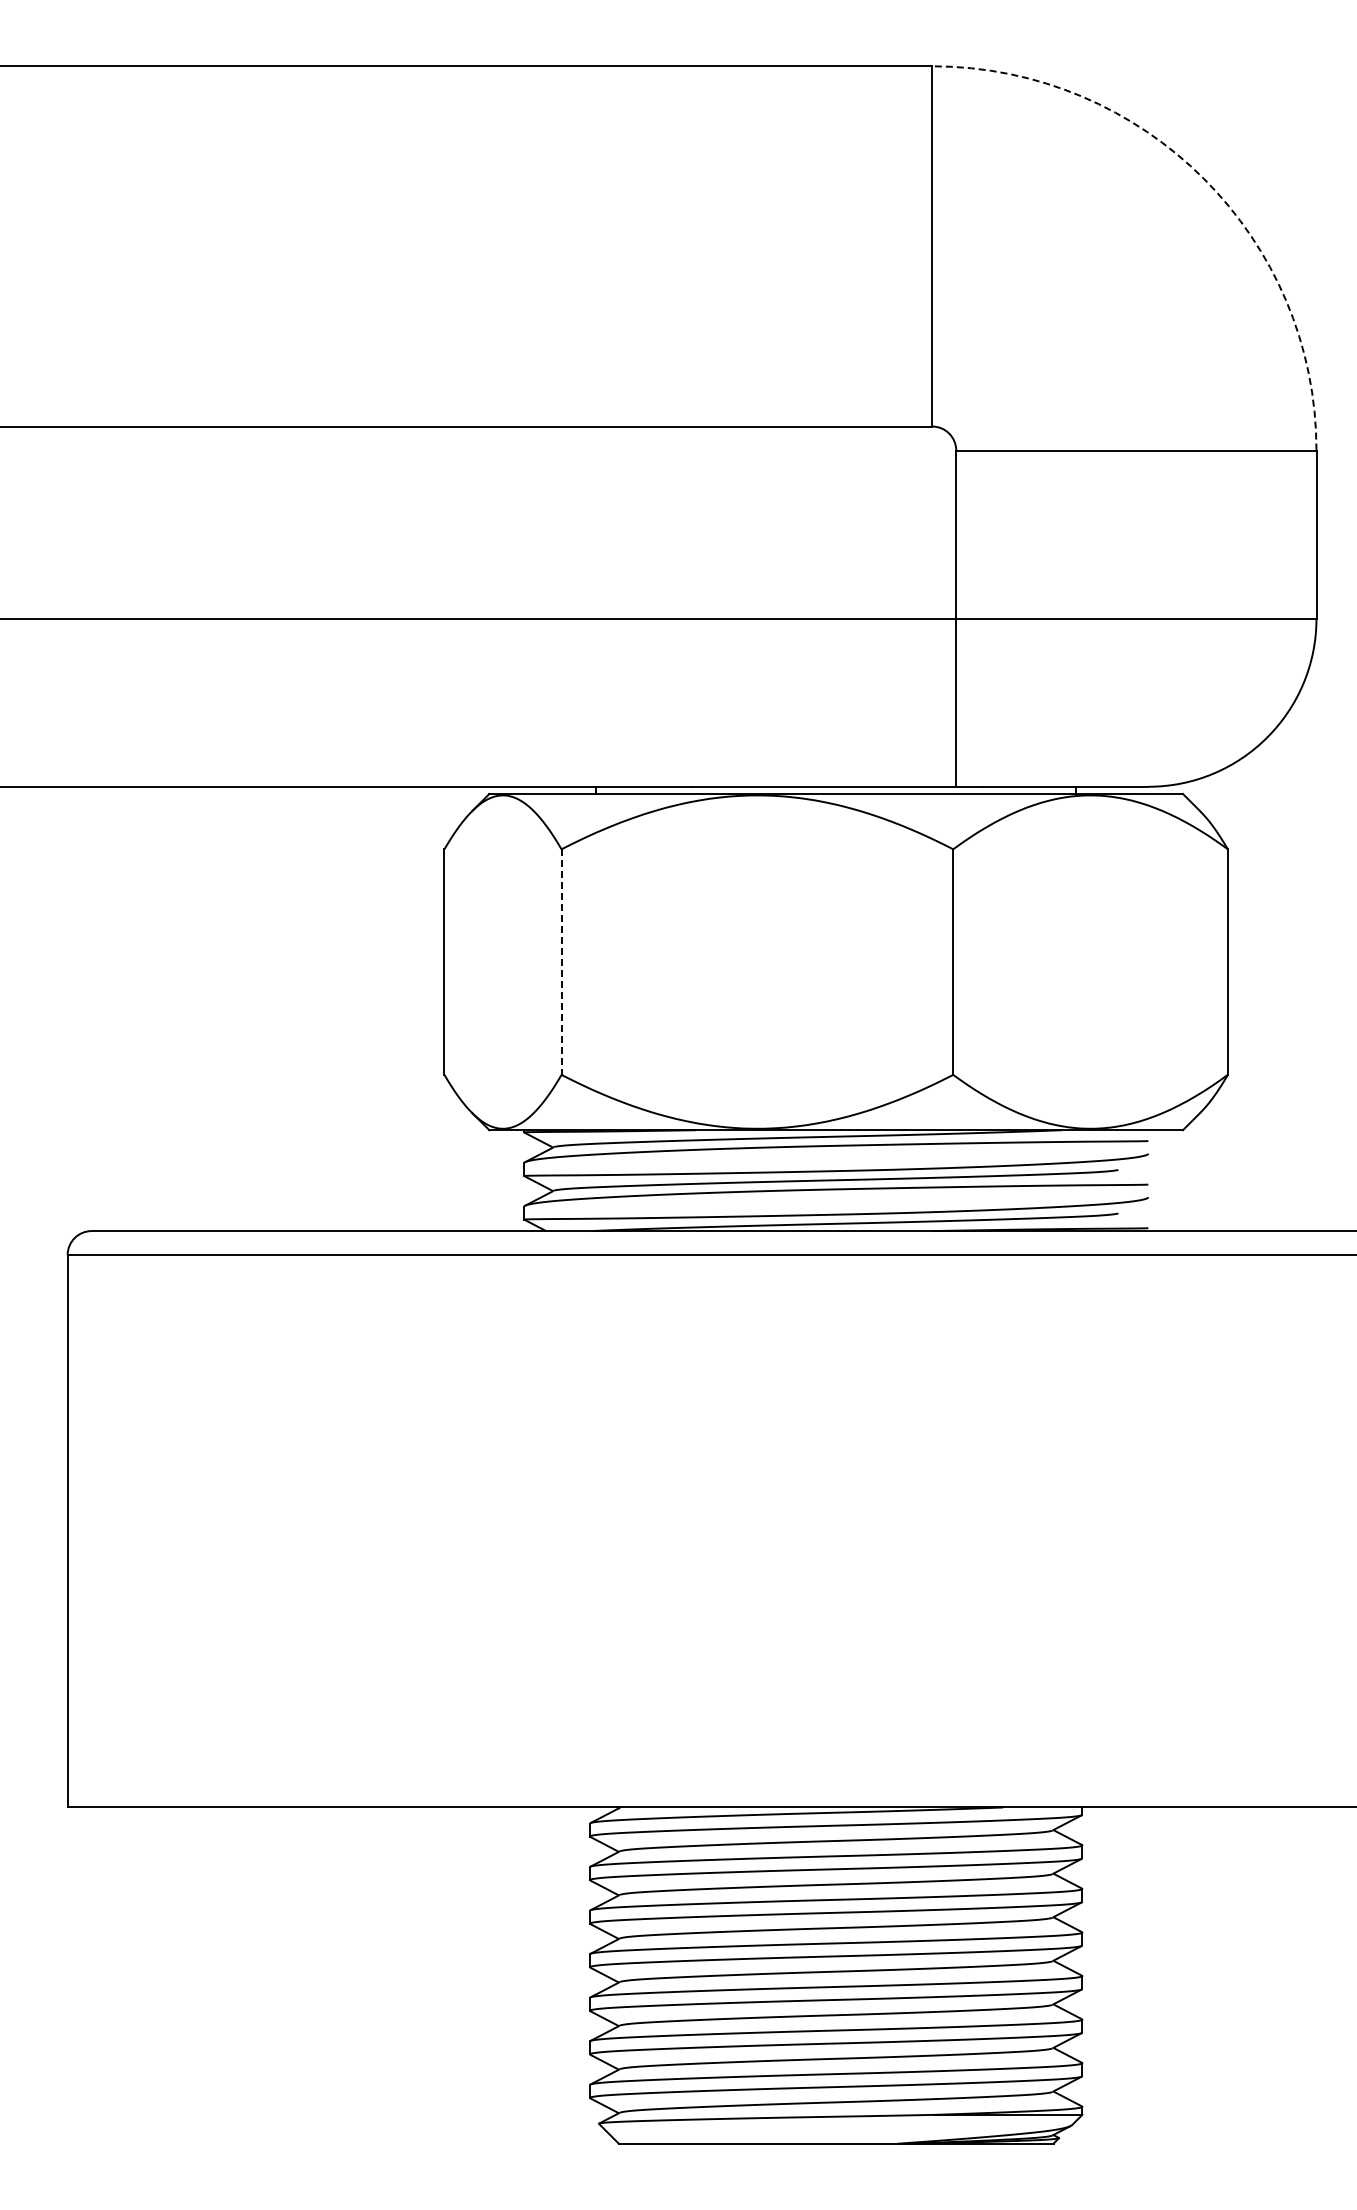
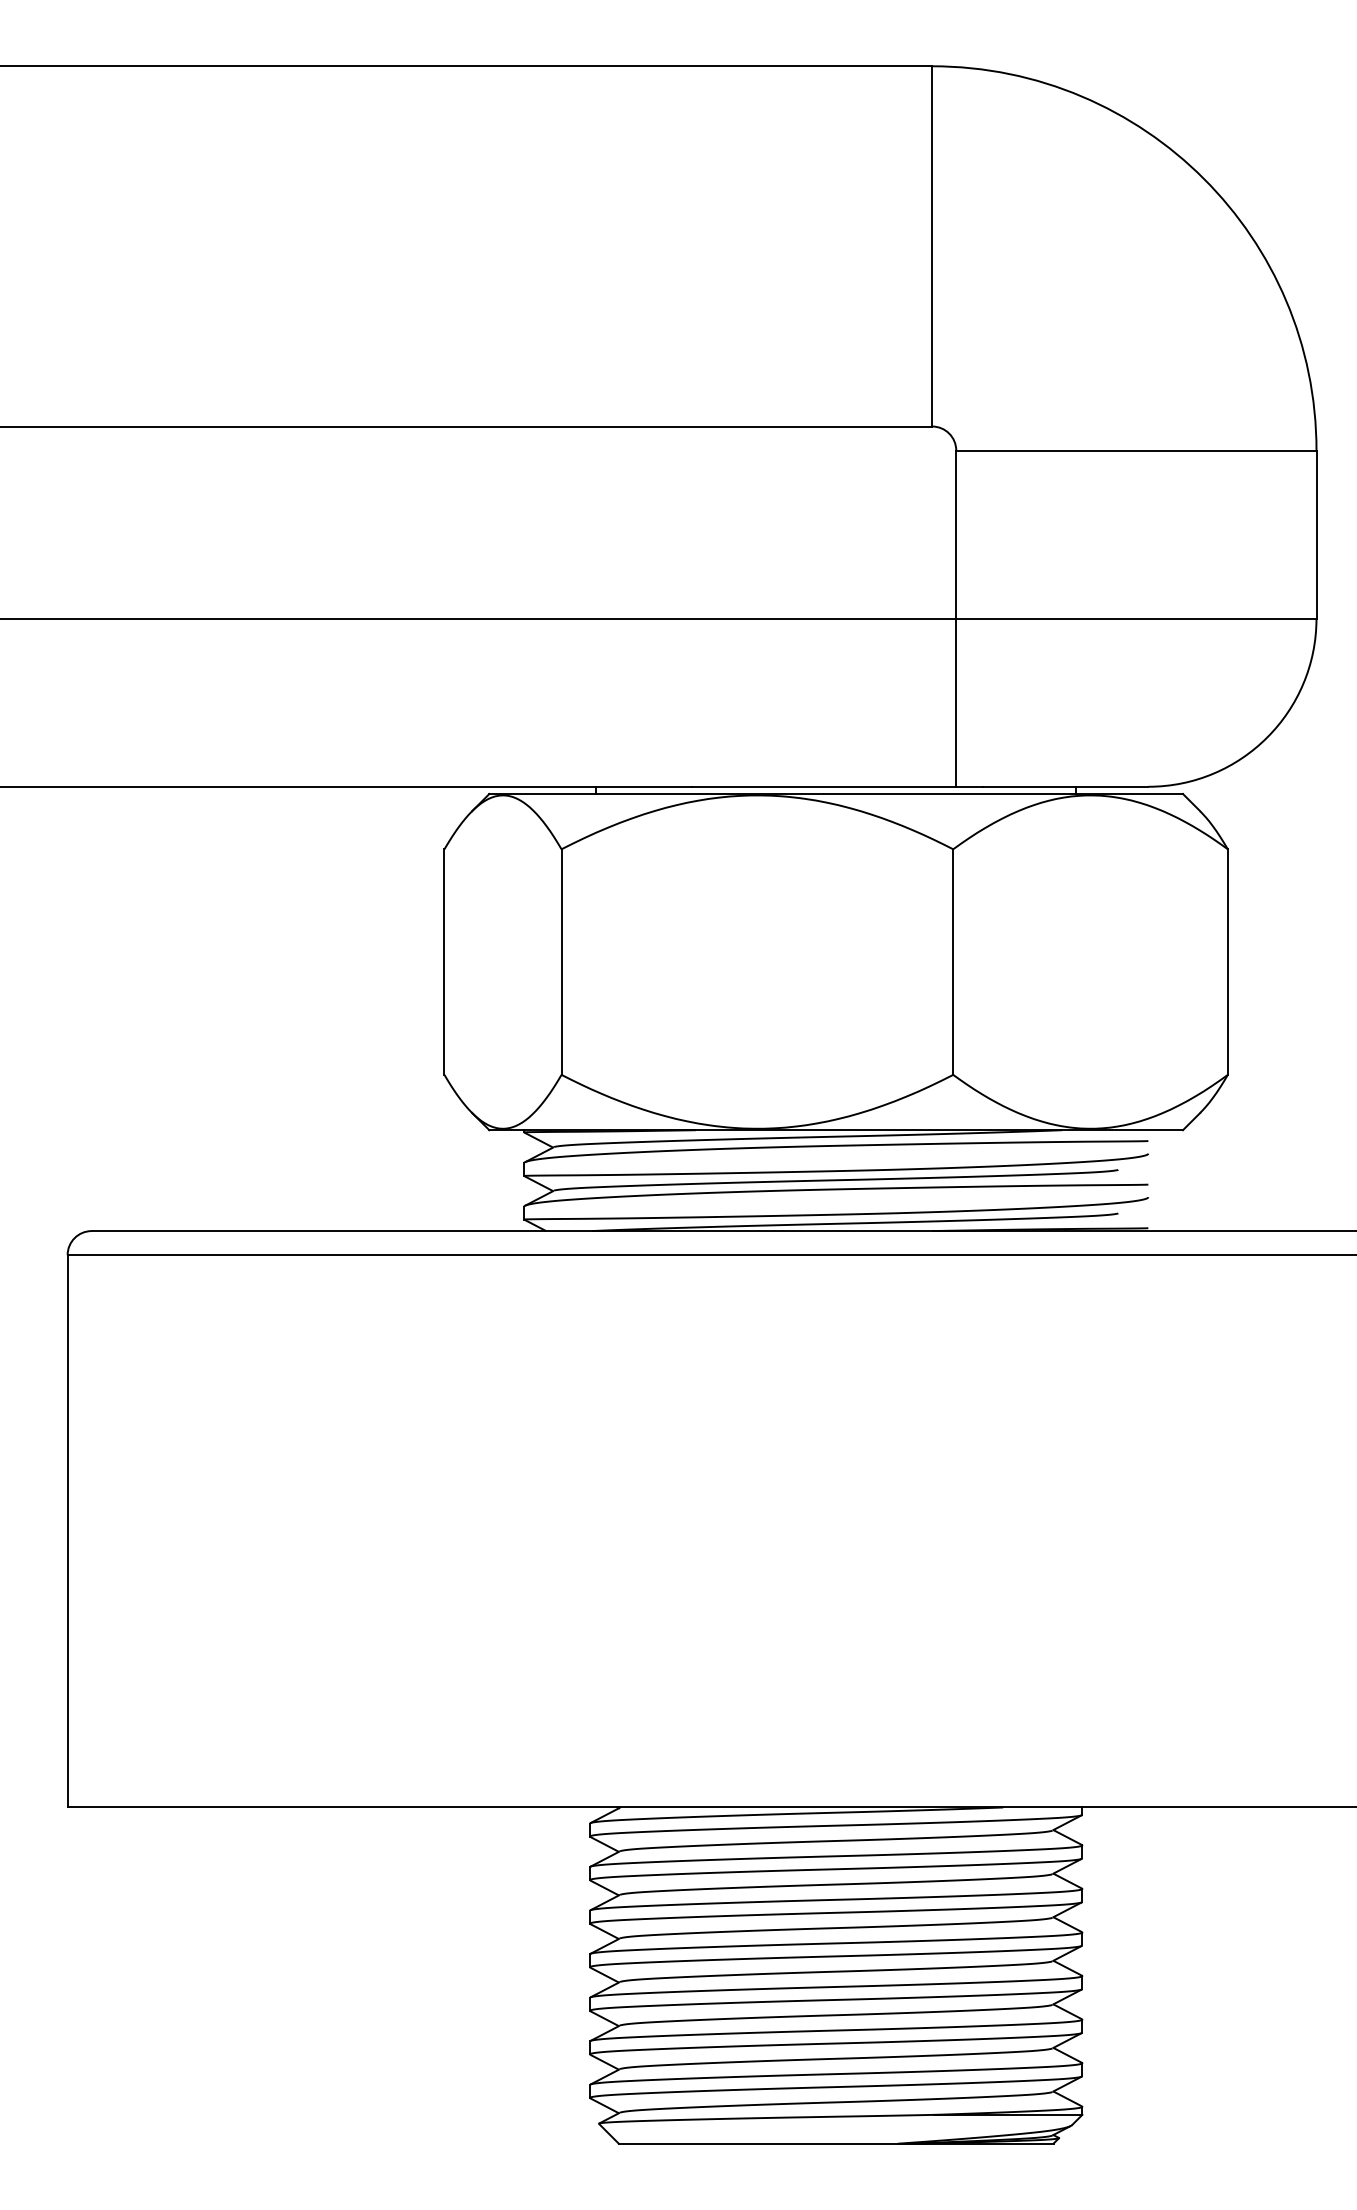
arc: dashed -> solid (1203, 178)
line: dashed -> solid (561, 962)
